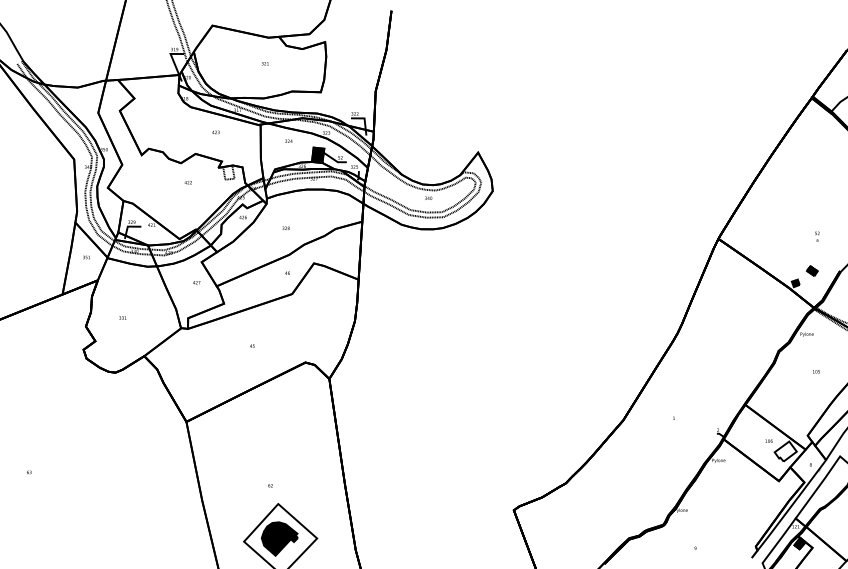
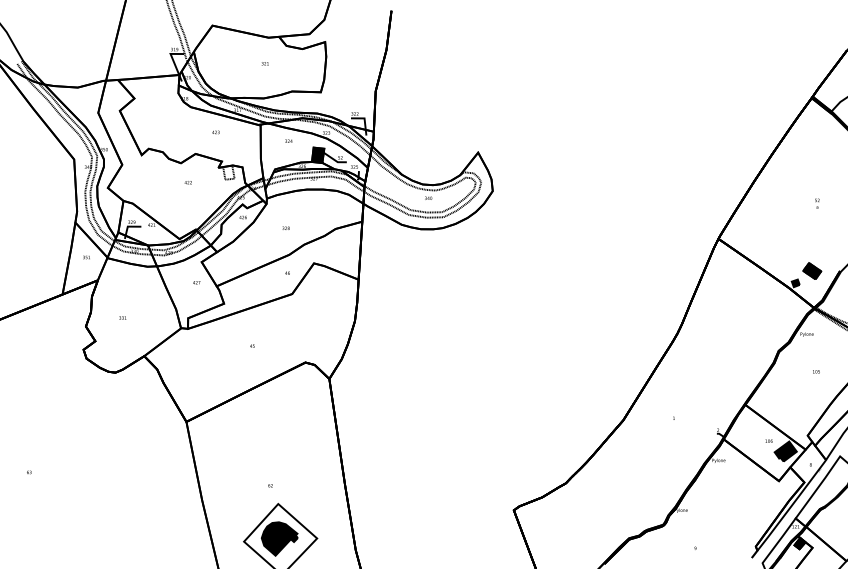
text position: (817, 236) -> (817, 203) (817, 203)
part size: 13x12 px -> 21x18 px (812, 270)
fill: none -> present (785, 451)
